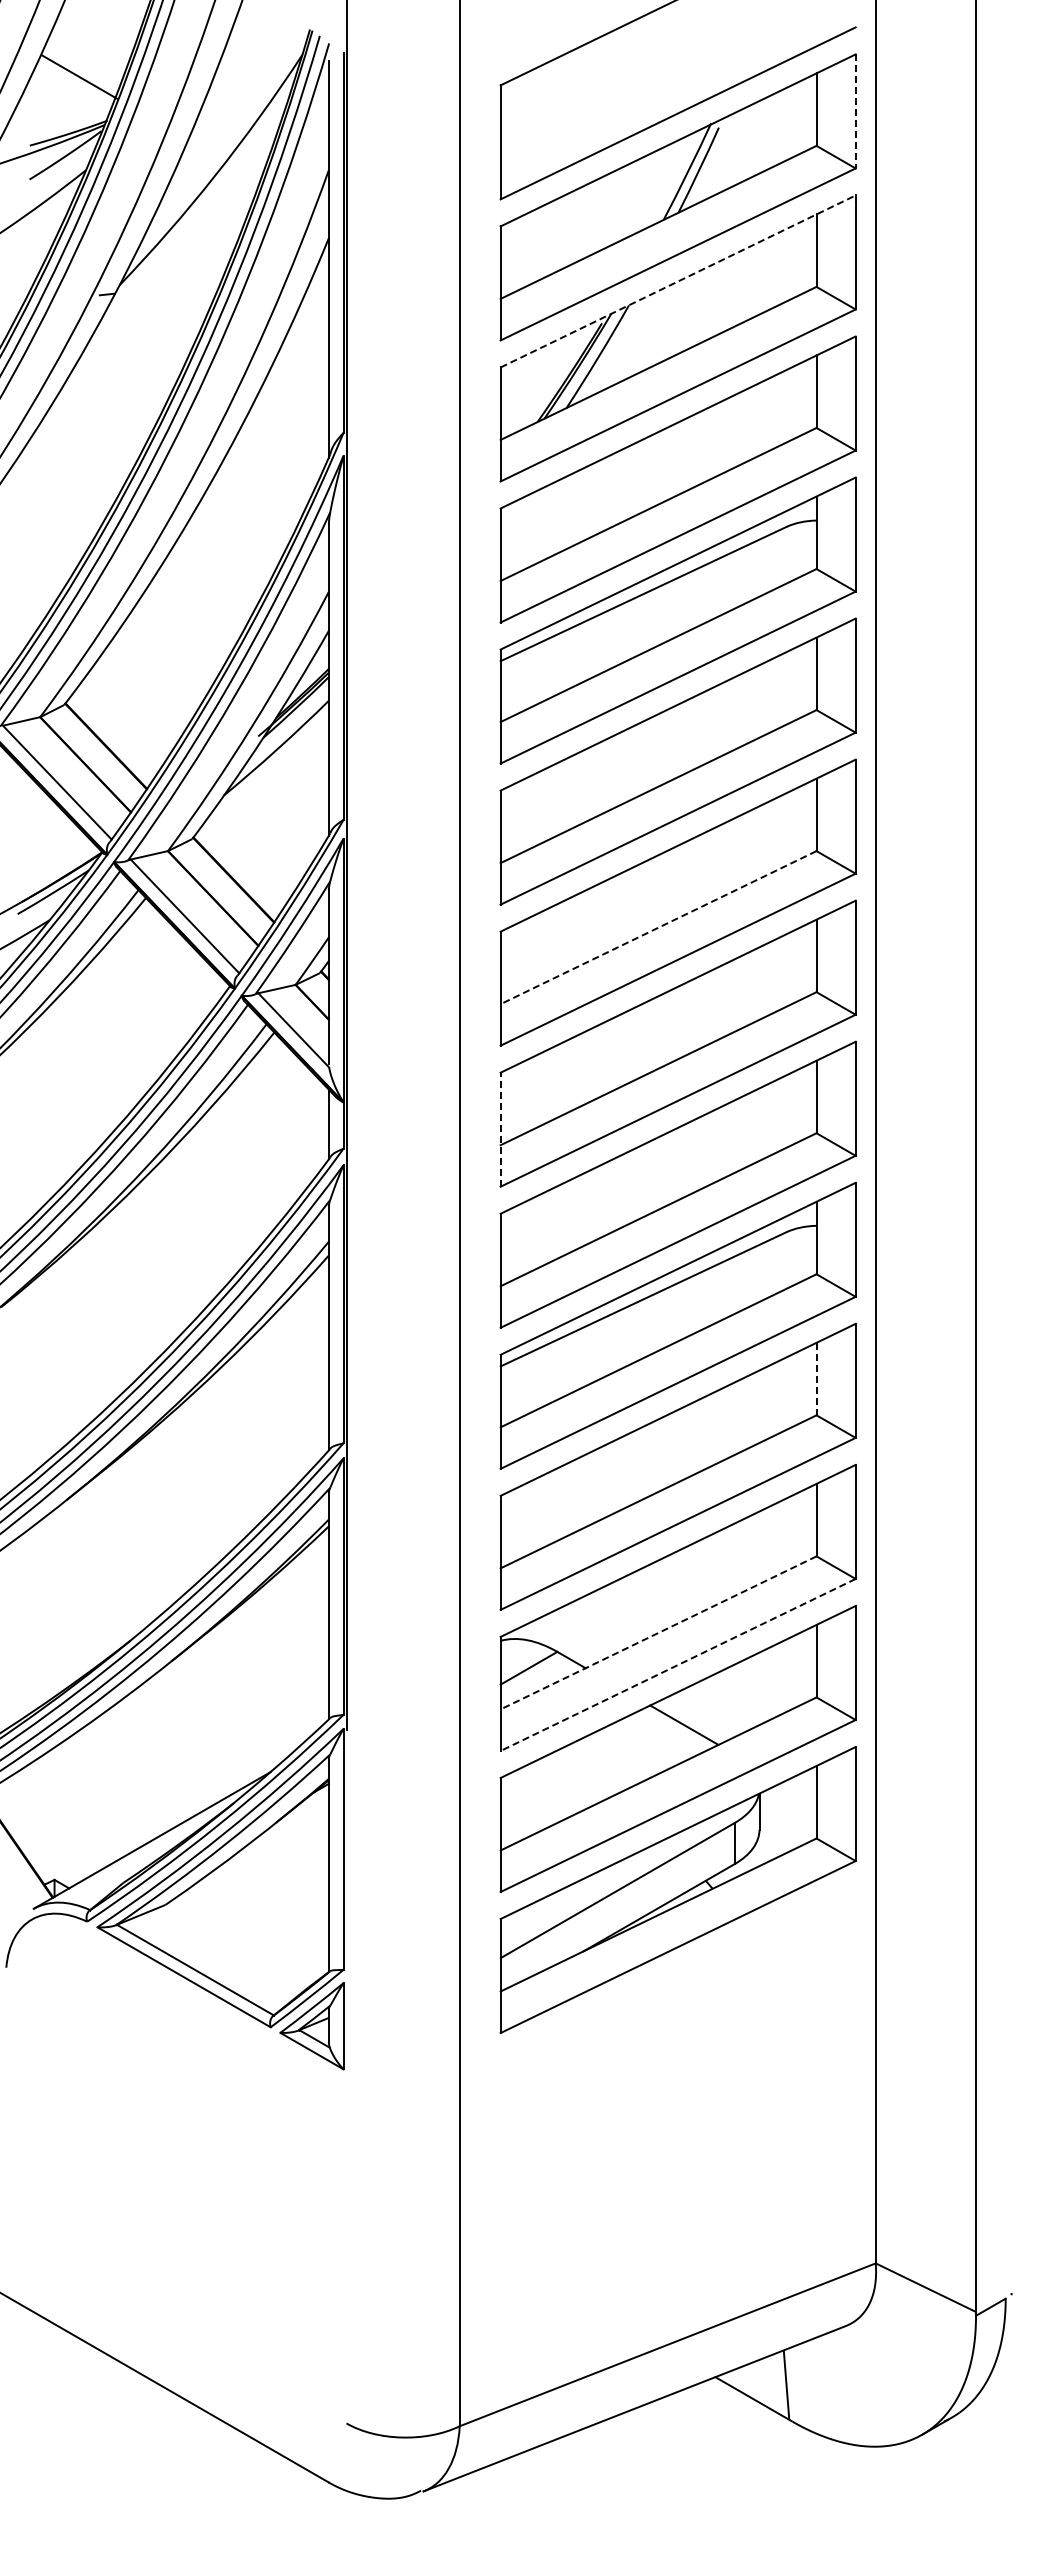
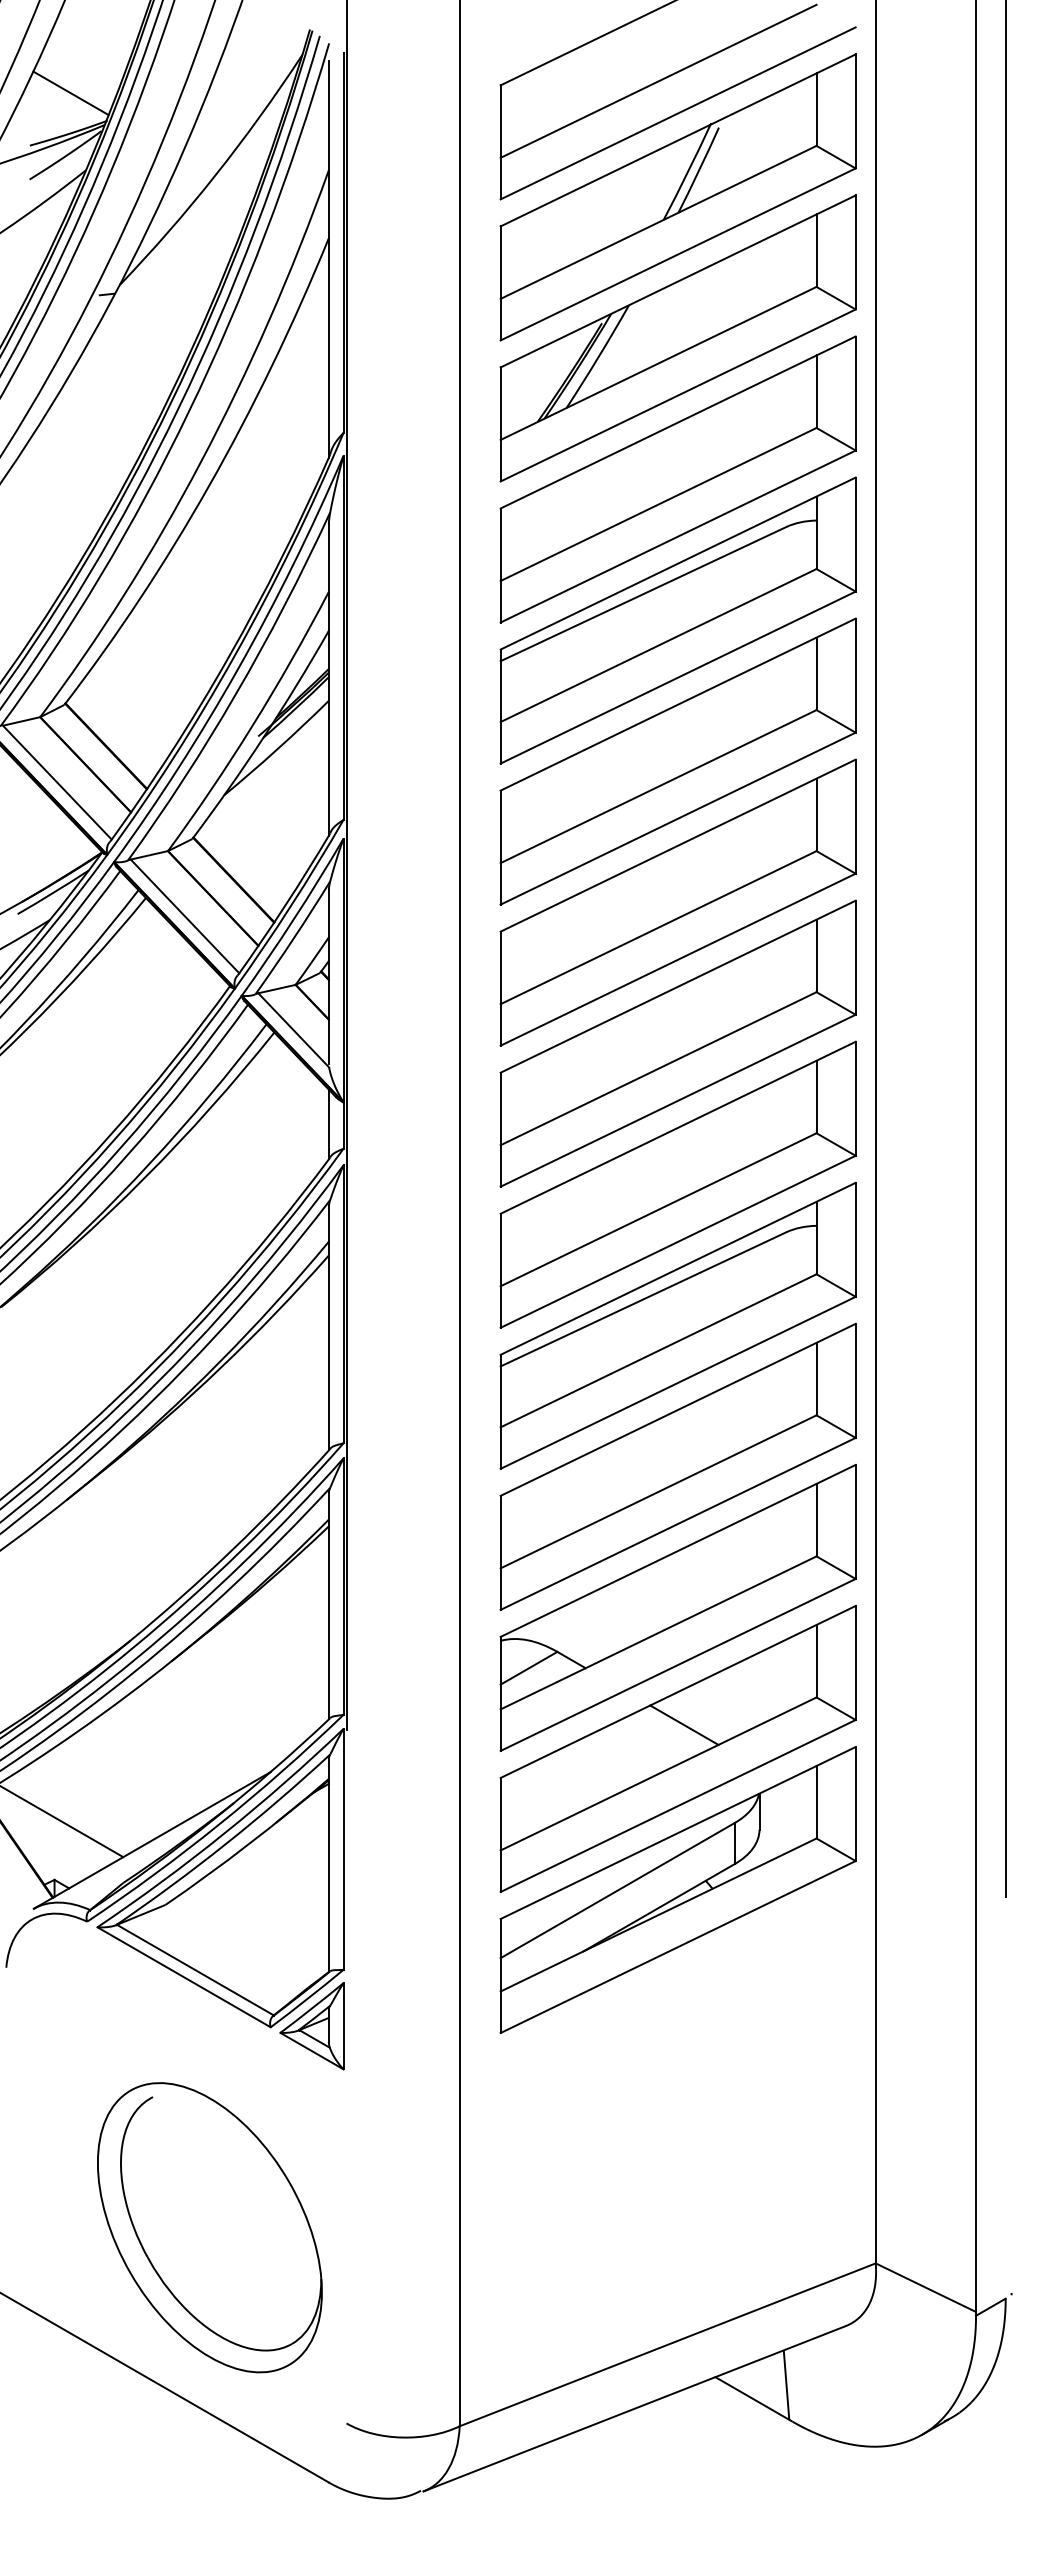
line position: (79, 77) -> (70, 93) (70, 93)
line: none -> present (658, 80)
line: dashed -> solid (855, 111)
line: dashed -> solid (678, 281)
line: dashed -> solid (658, 927)
line: none -> present (1005, 949)
line: dashed -> solid (500, 1129)
line: dashed -> solid (816, 1379)
line: dashed -> solid (658, 1633)
line: dashed -> solid (677, 1665)
line: none -> present (62, 1822)
part: none -> present (209, 2227)
